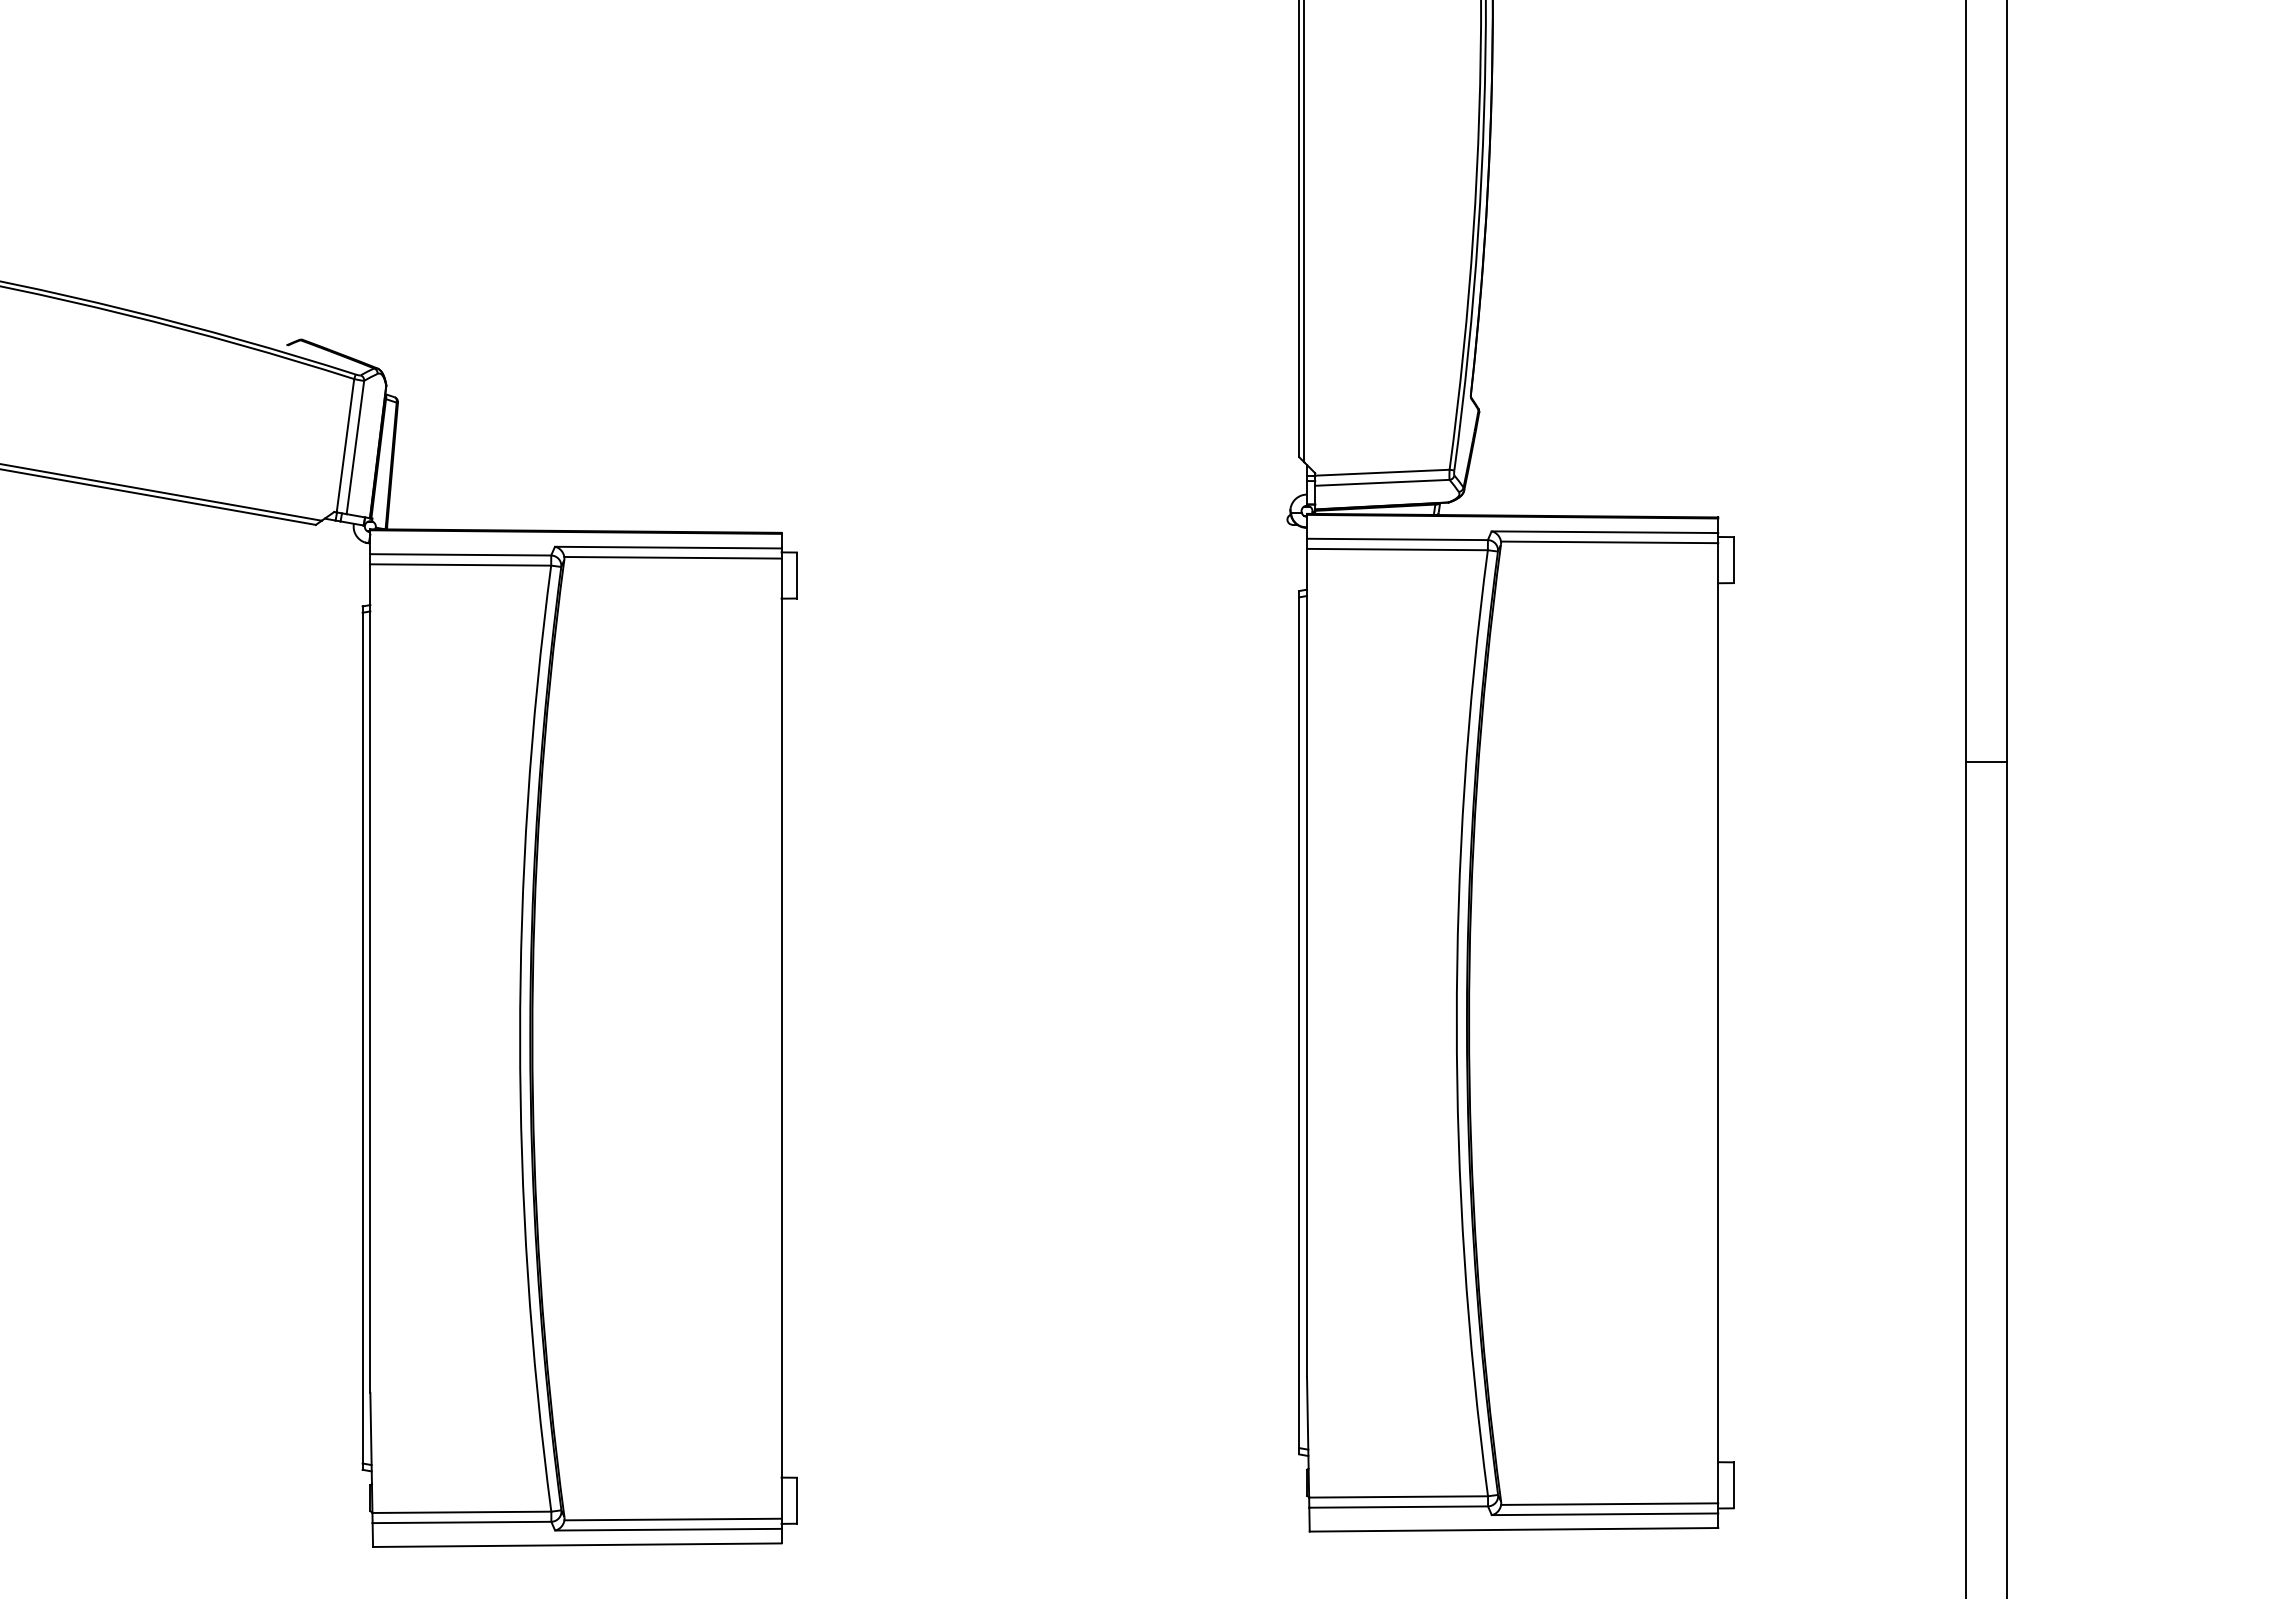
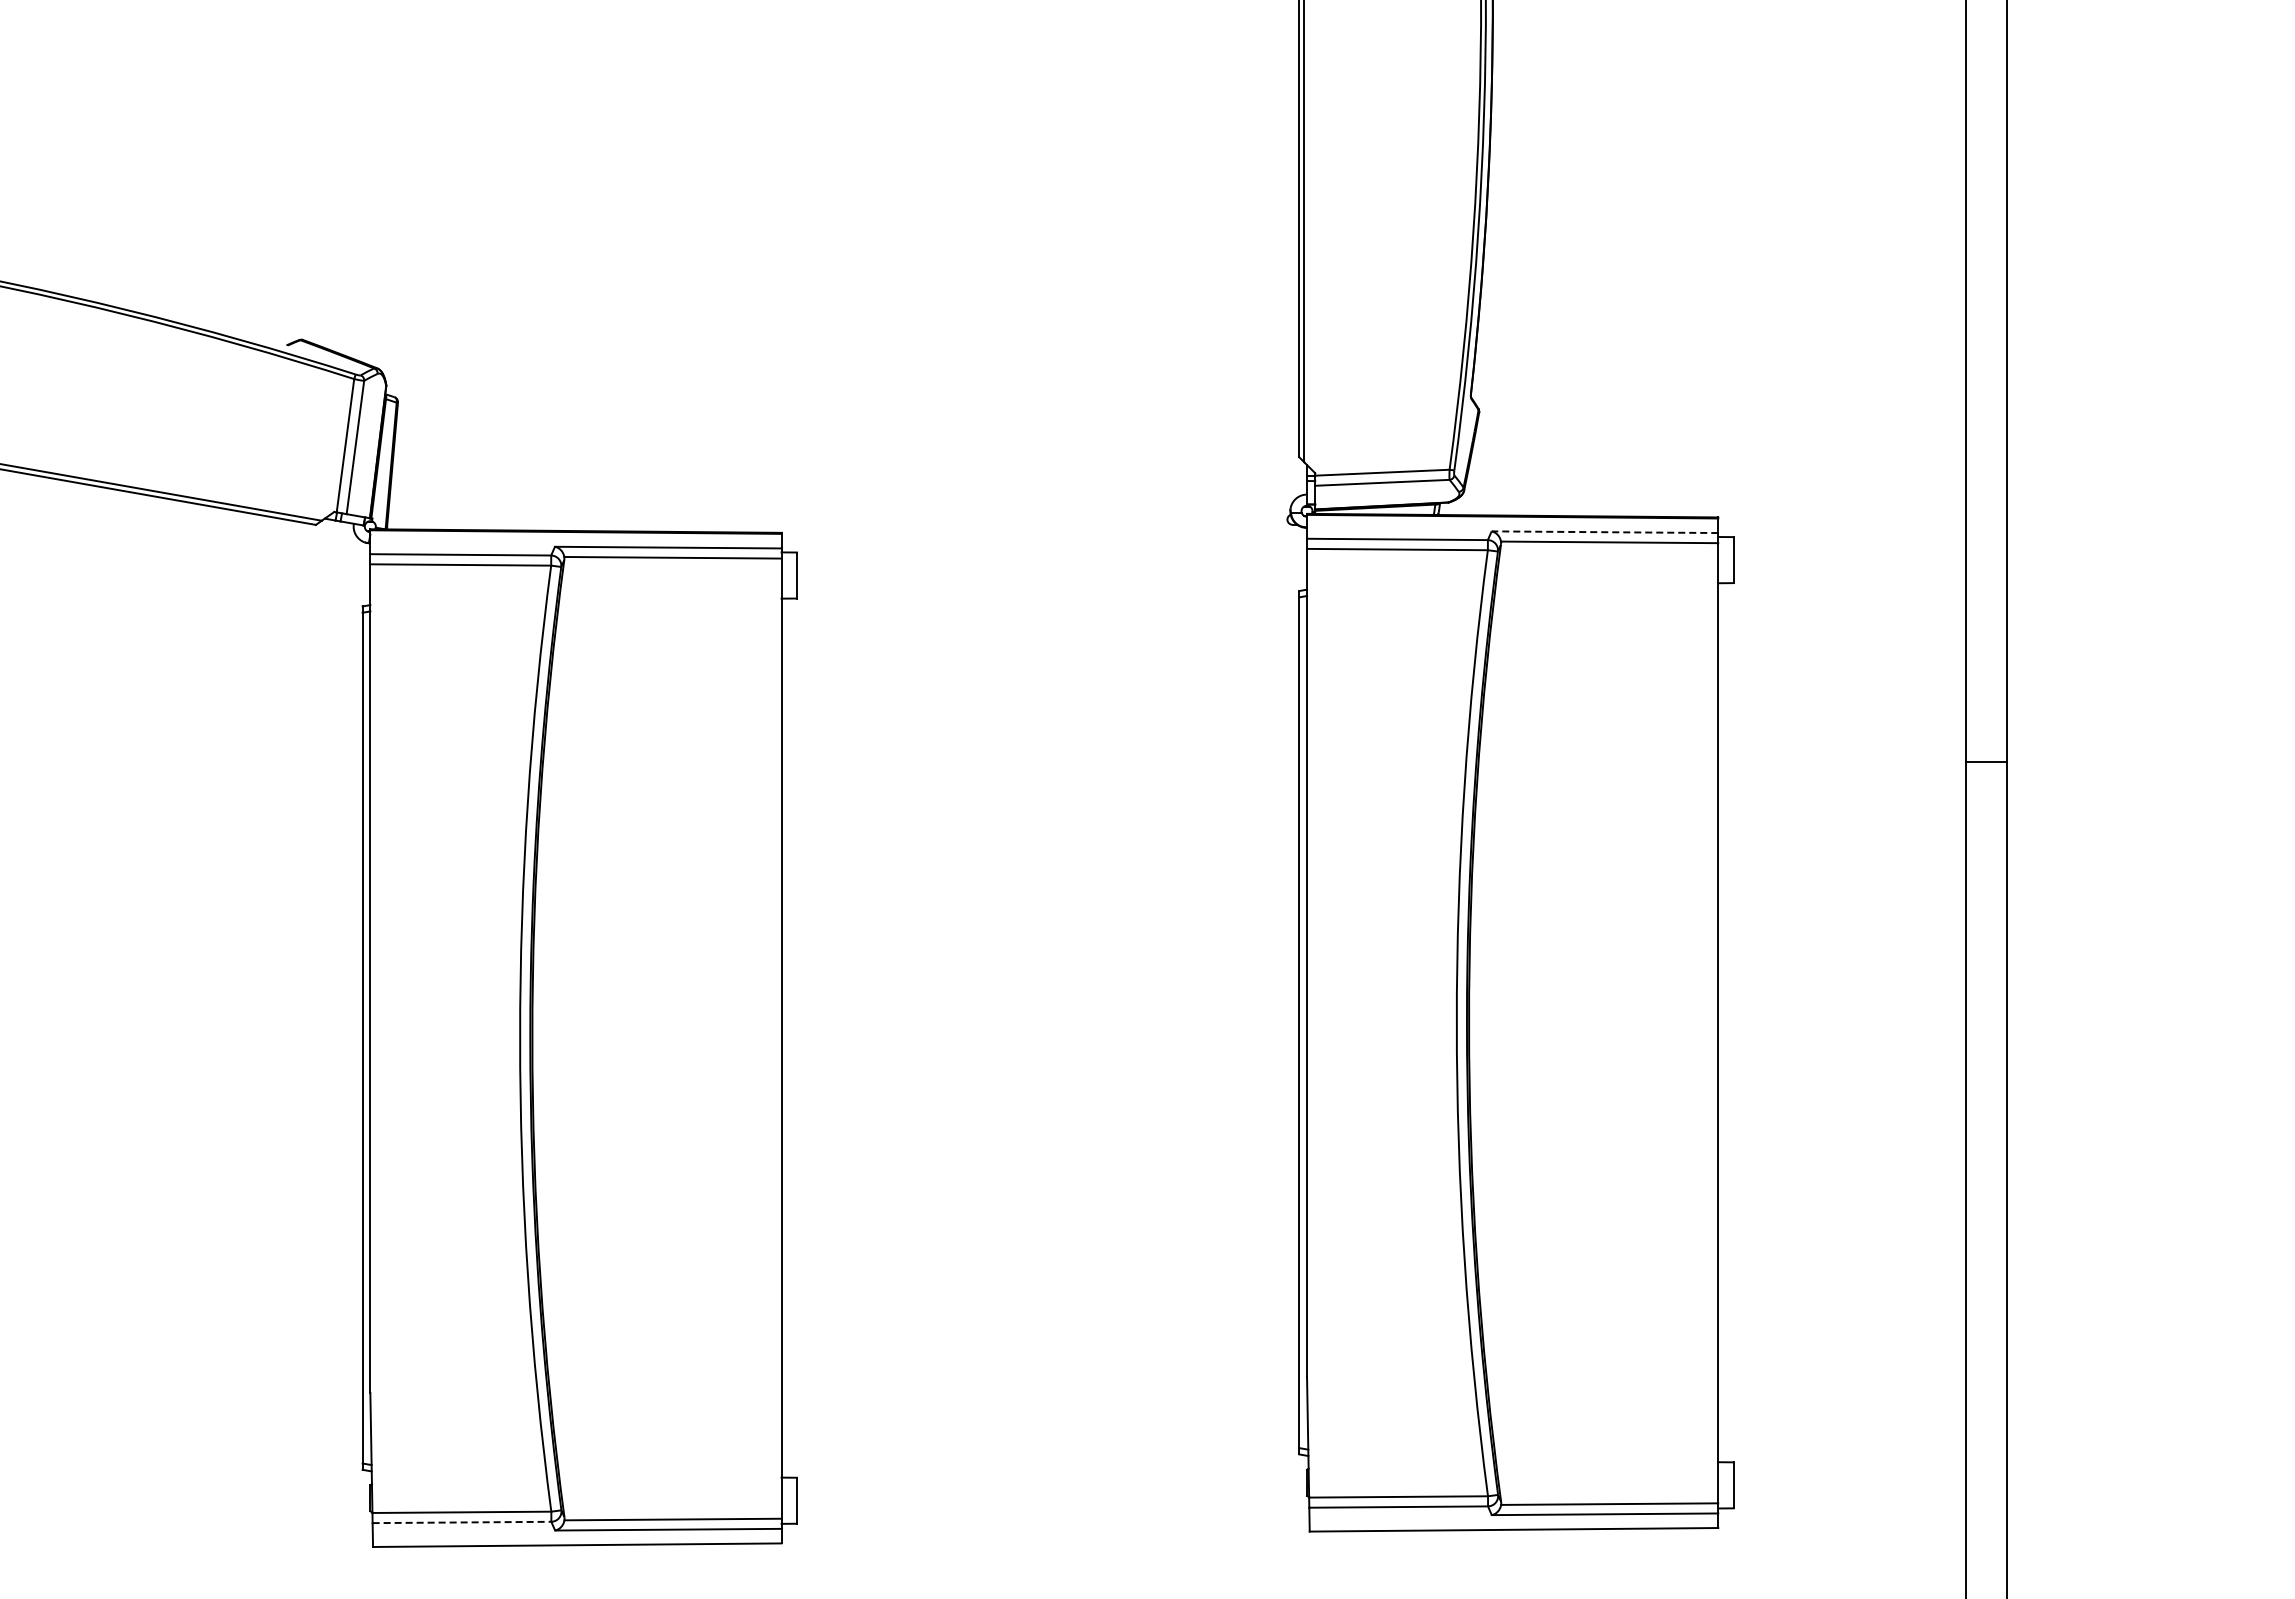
line: solid -> dashed (1604, 532)
line: solid -> dashed (462, 1522)
